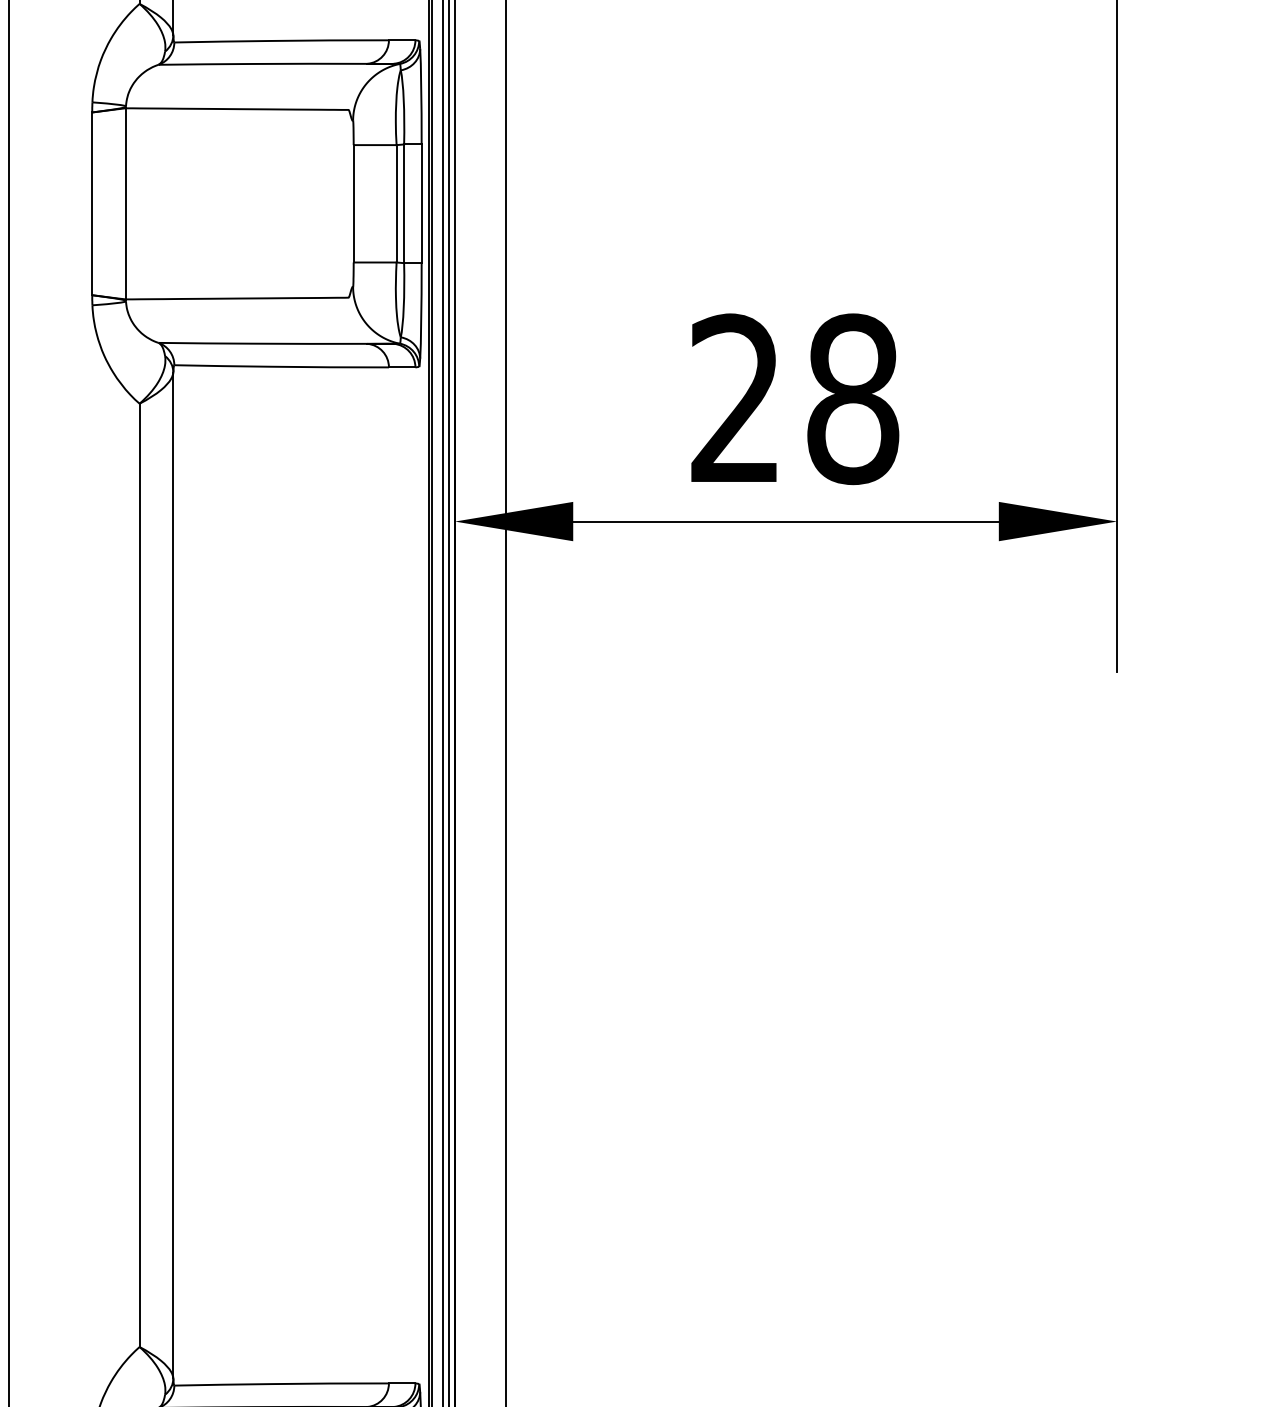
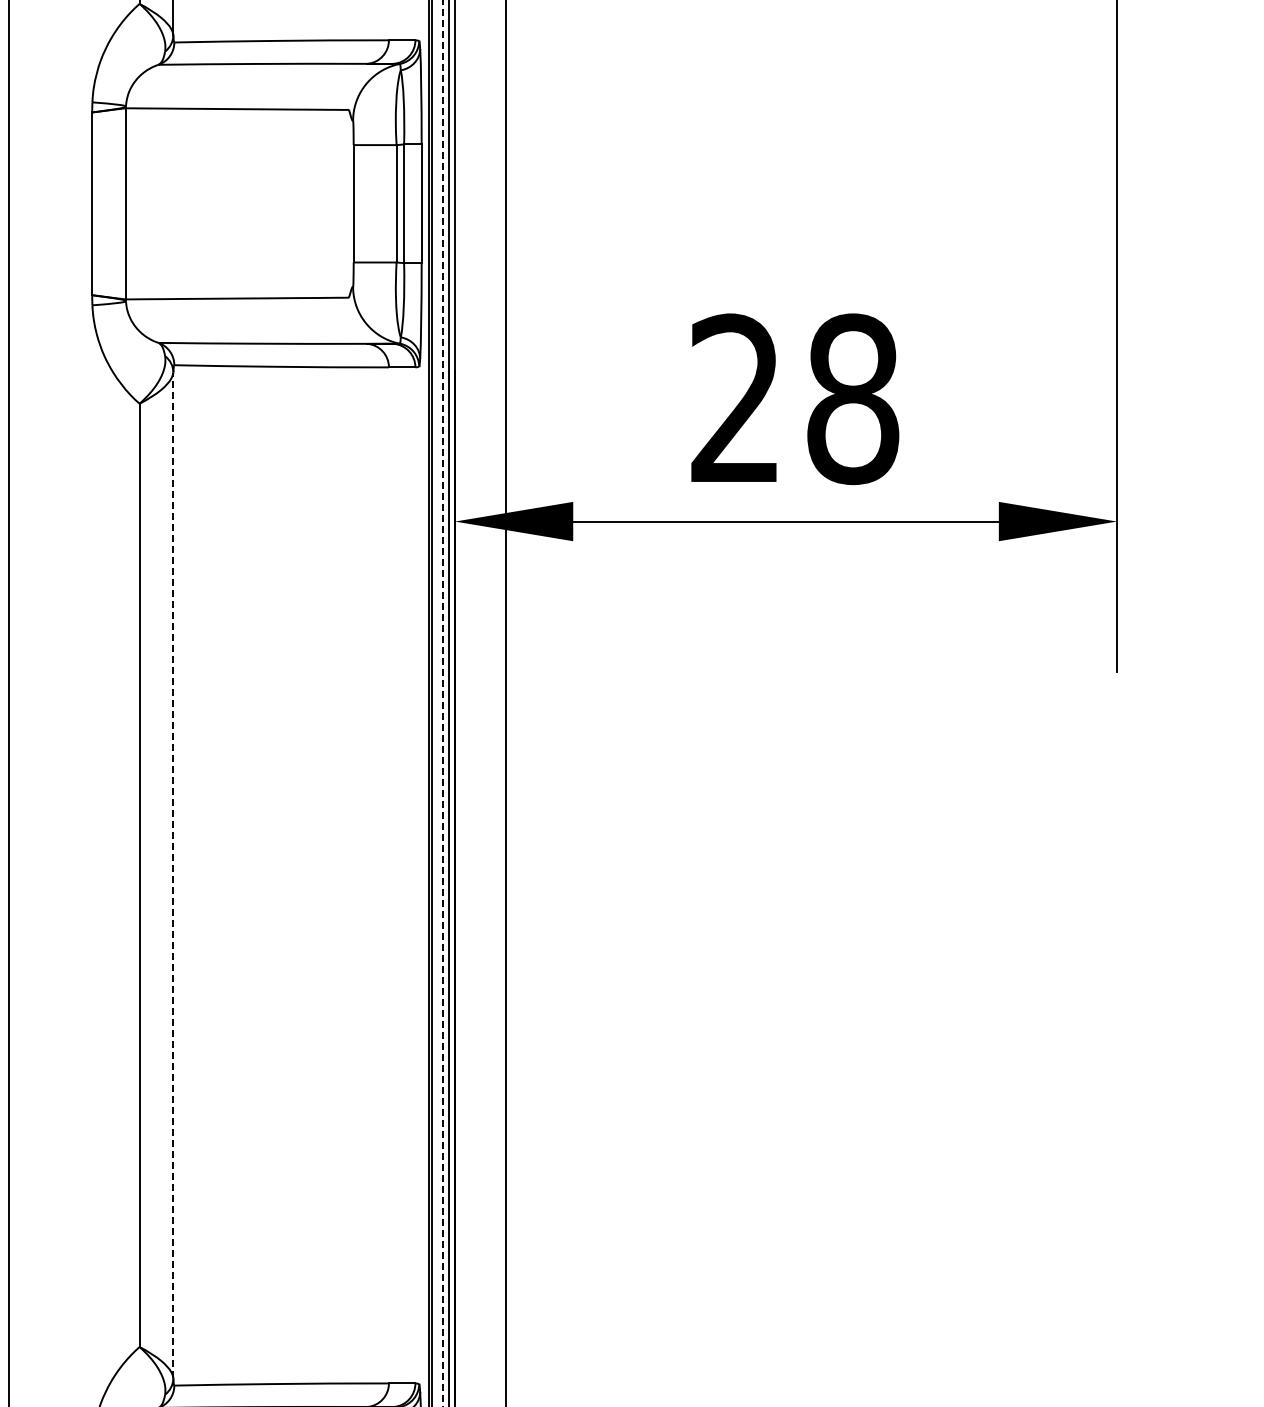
line: solid -> dashed (443, 703)
line: solid -> dashed (173, 875)
